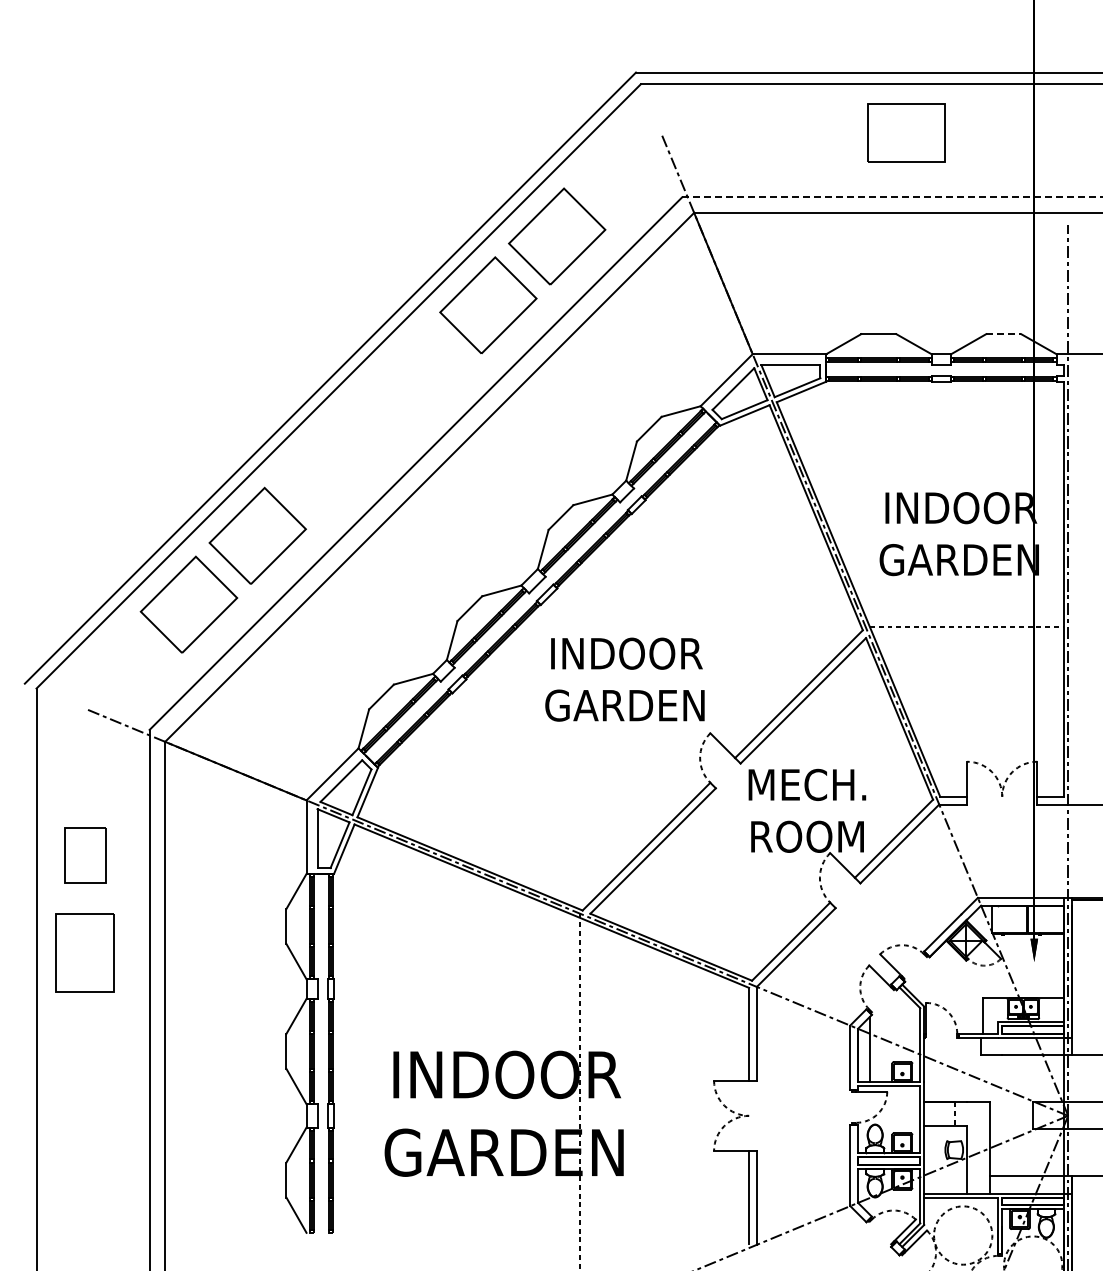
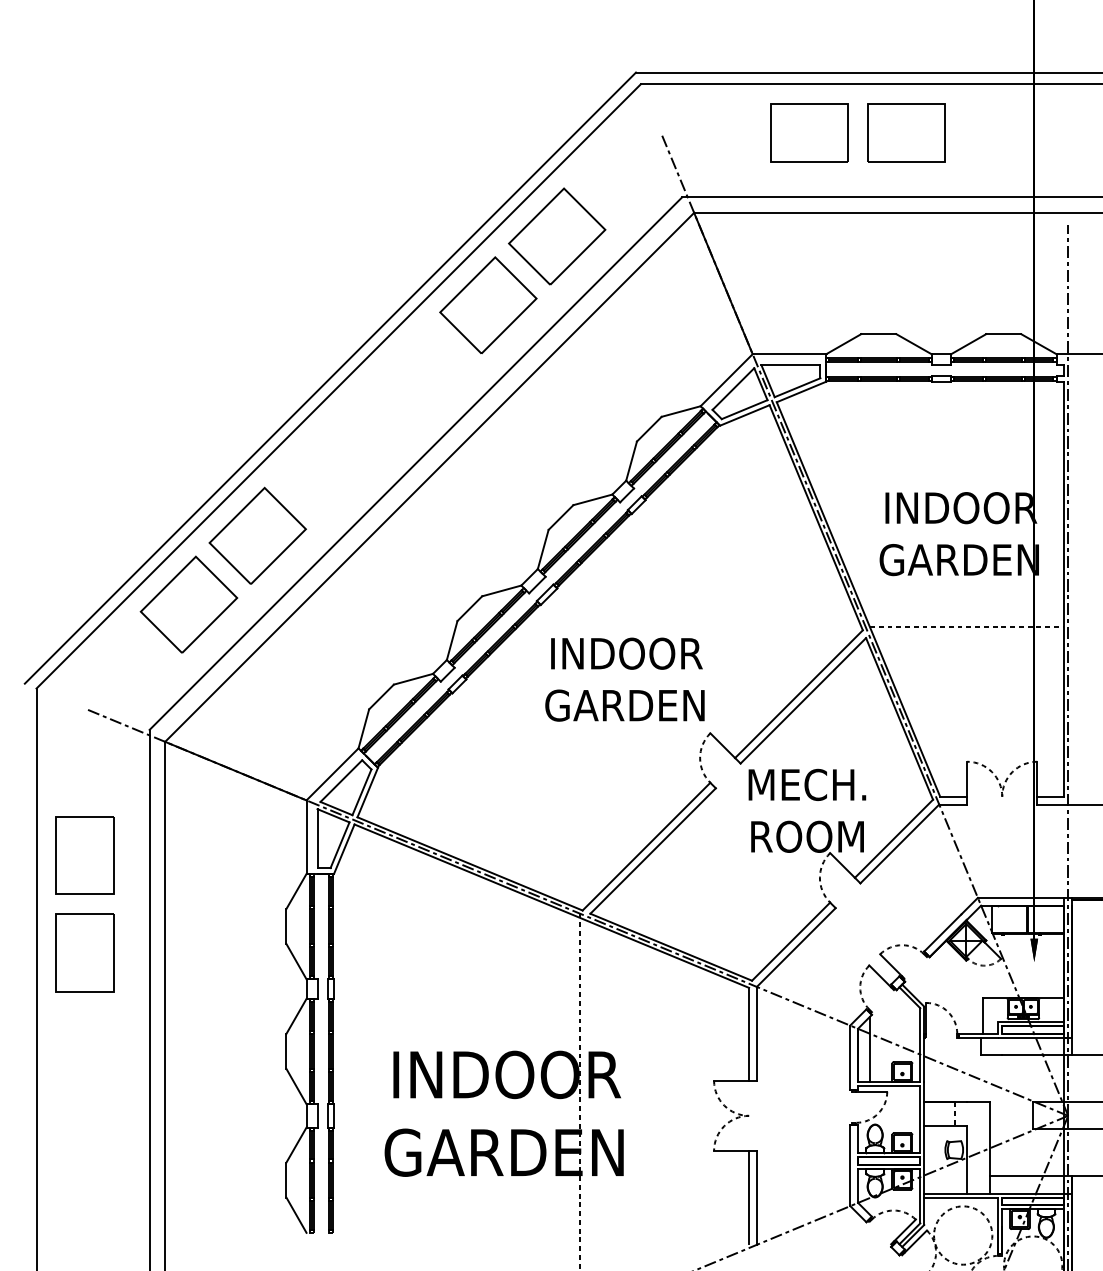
part: none -> present (809, 132)
line: dashed -> solid (892, 197)
line: dashed -> solid (1003, 334)
part size: 43x57 px -> 60x79 px (84, 855)
